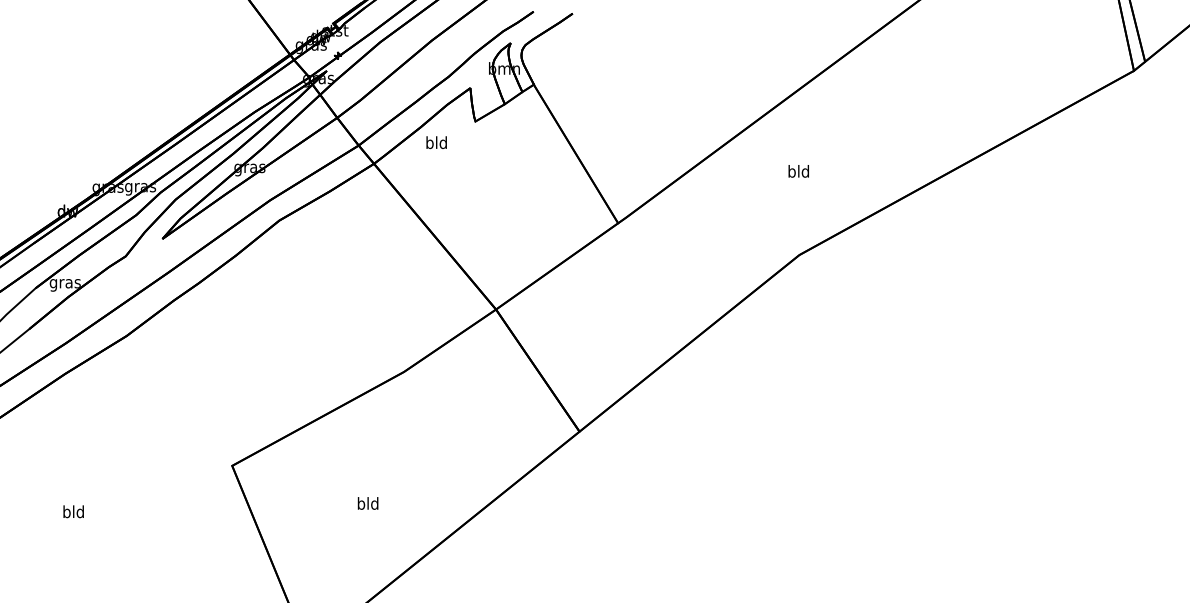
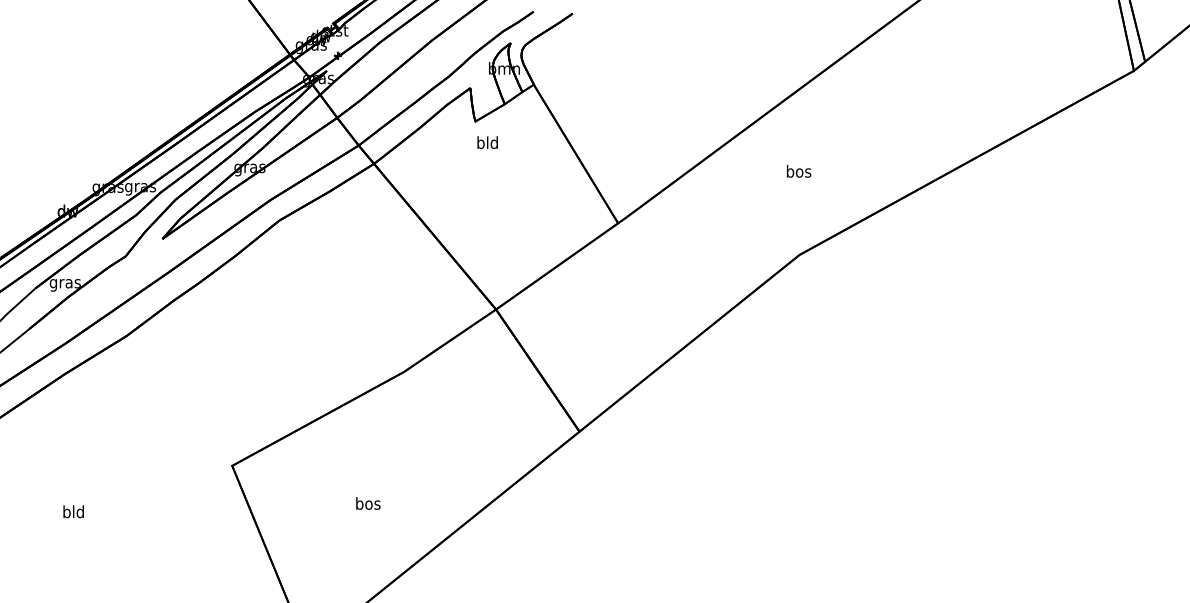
text position: (436, 142) -> (487, 142) (487, 142)
text: bld -> bos (798, 171)
text: bld -> bos (368, 503)
